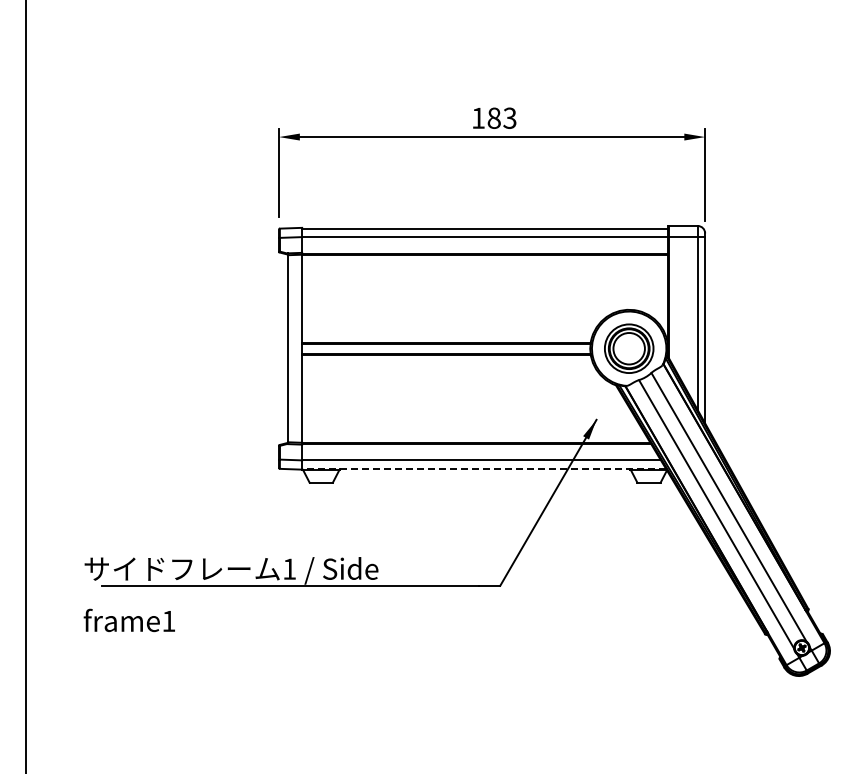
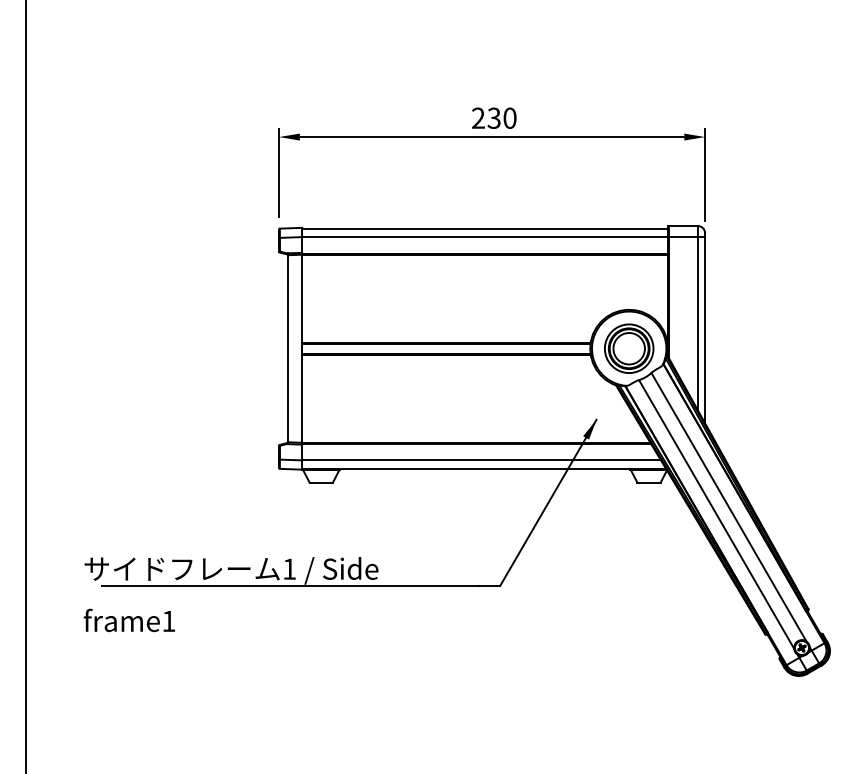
text: 183 -> 230 (494, 117)
line: dashed -> solid (484, 468)
